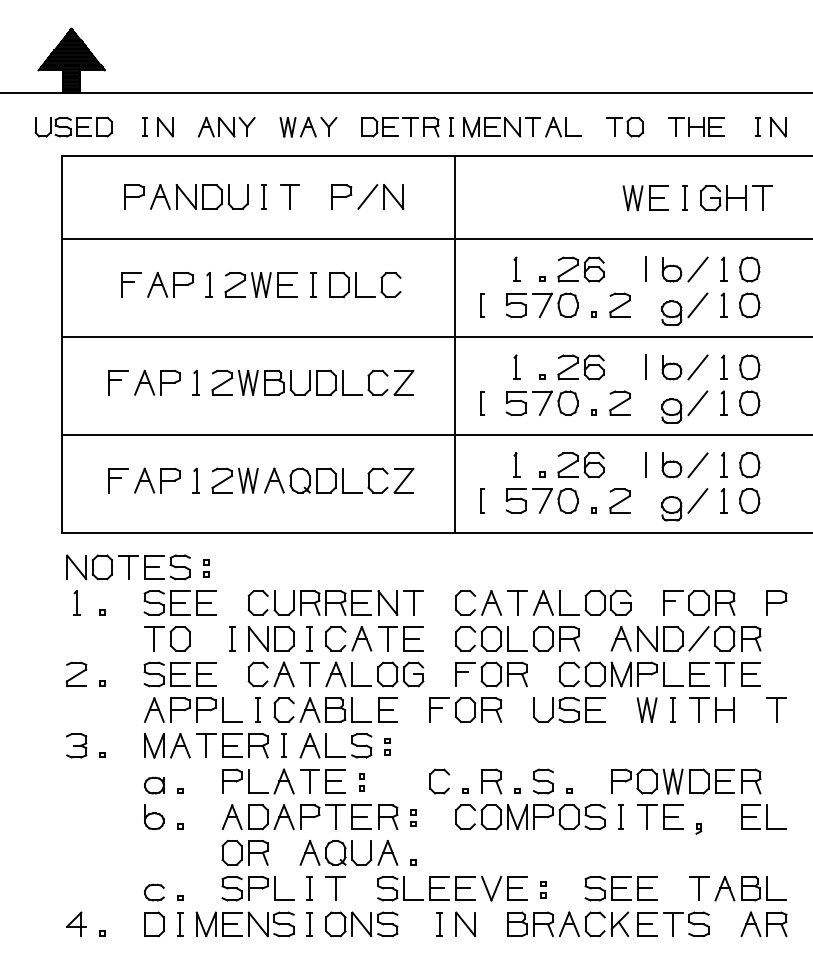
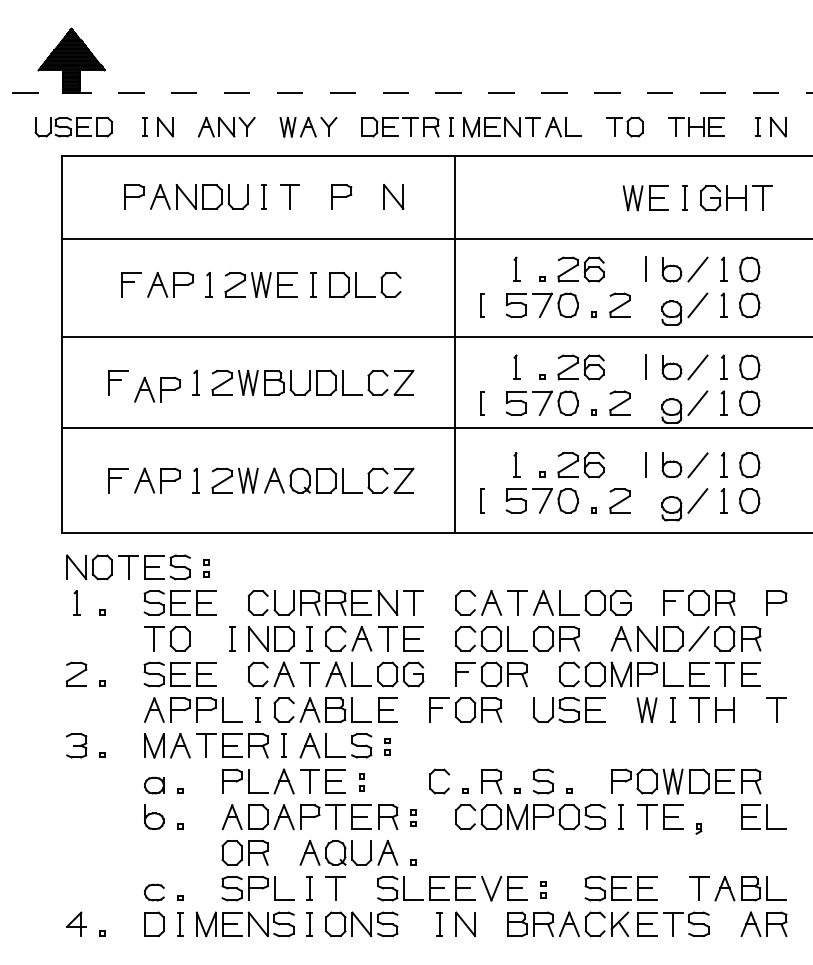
line: solid -> dashed (406, 92)
line: present -> none (367, 196)
part position: (157, 382) -> (157, 389) (157, 389)
line position: (435, 434) -> (435, 427) (435, 427)
